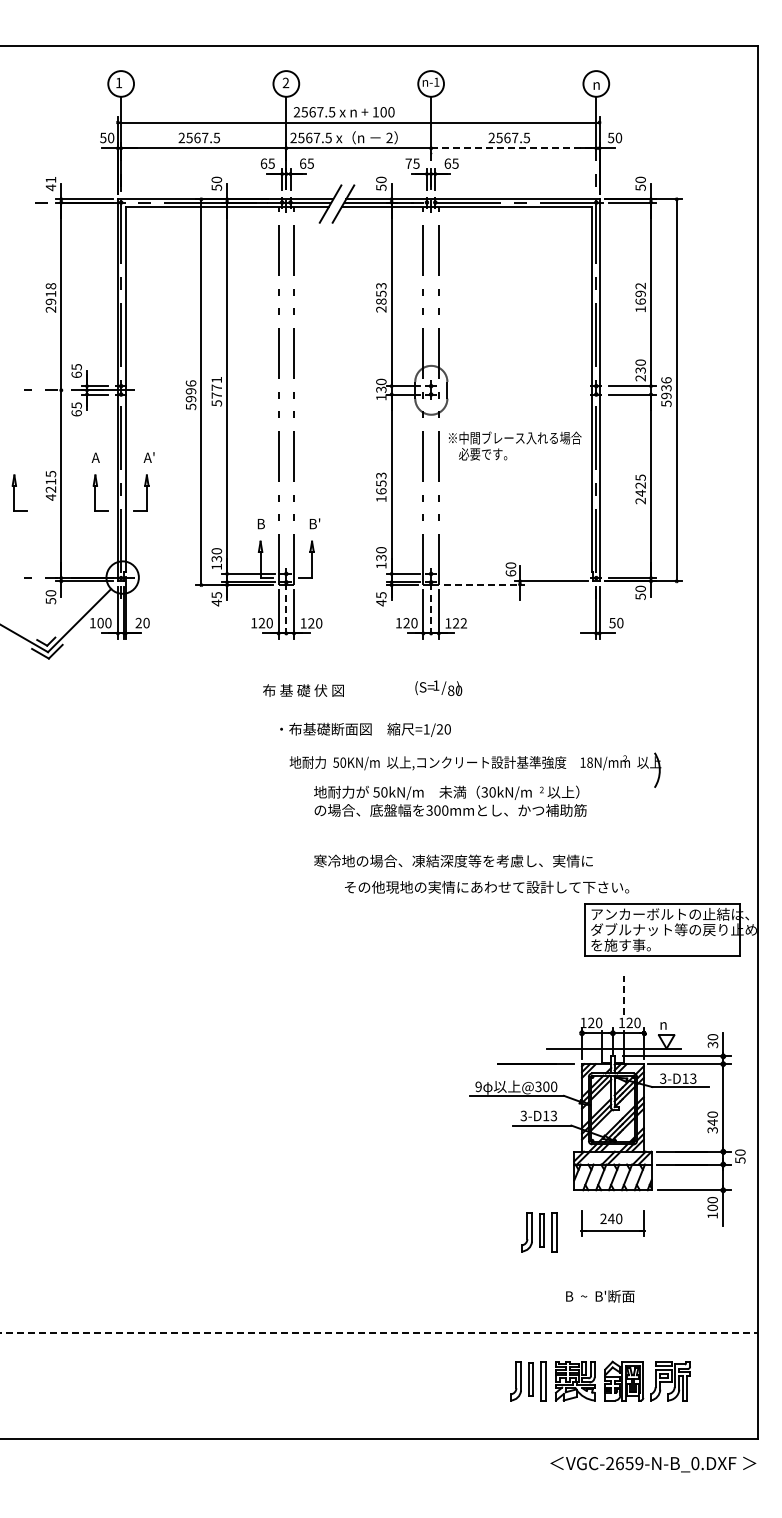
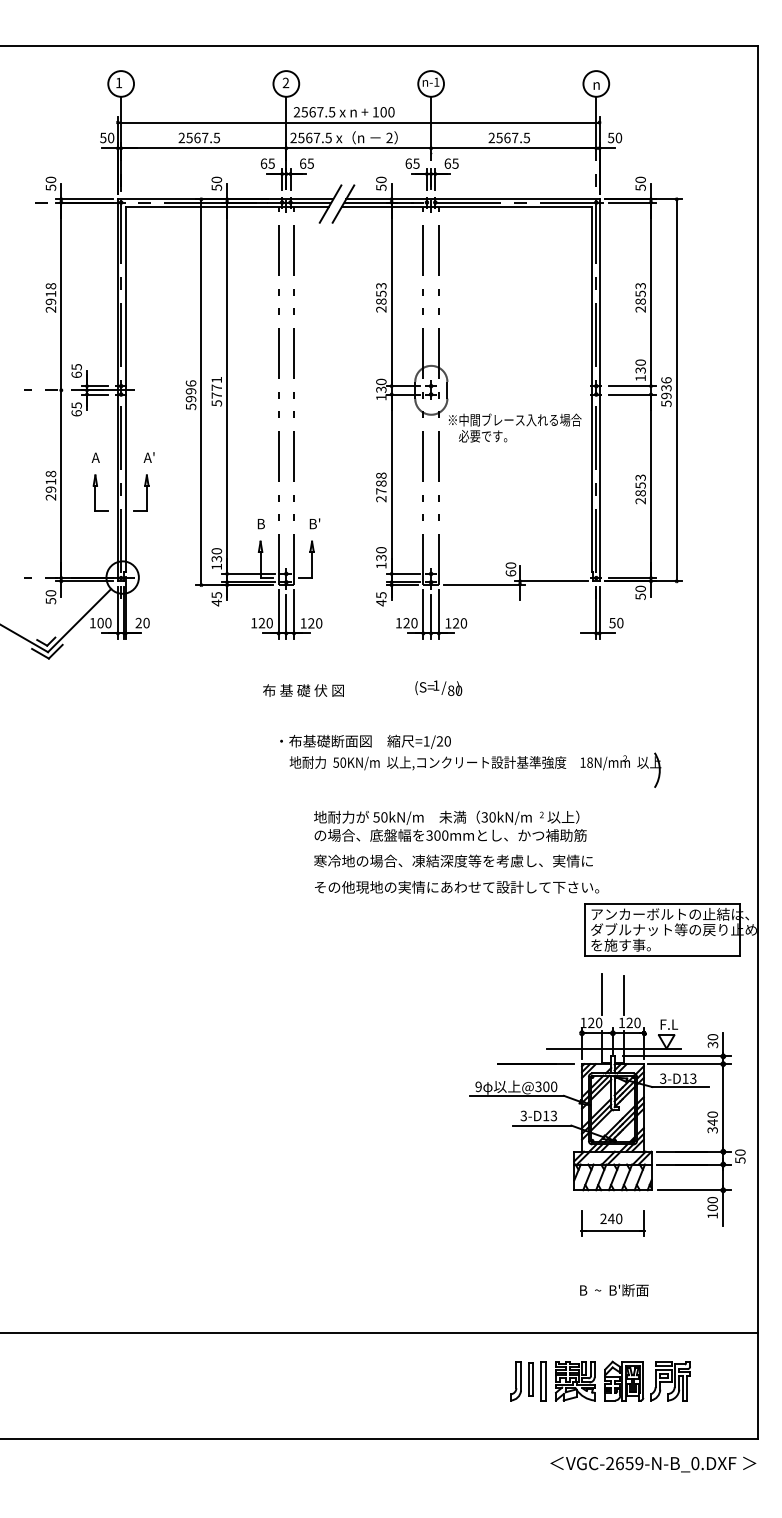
line: dashed -> solid (513, 148)
text: 75 -> 65 (408, 163)
text: 41 -> 50 (50, 183)
text: 1692 -> 2853 (640, 297)
text: 230 -> 130 (640, 378)
text position: (515, 445) -> (515, 427) (515, 427)
text: 4215 -> 2918 (50, 485)
text: 2425 -> 2853 (640, 485)
text: 1653 -> 2788 (381, 487)
part: present -> none (19, 492)
line: dashed -> solid (484, 585)
line: dashed -> solid (286, 616)
line: dashed -> solid (431, 616)
text: 122 -> 120 (463, 623)
text position: (365, 729) -> (365, 741) (365, 741)
text position: (450, 800) -> (450, 825) (450, 825)
text position: (487, 886) -> (457, 886) (457, 886)
line: none -> present (601, 994)
line: dashed -> solid (623, 995)
text: n -> F.L (669, 1024)
part: present -> none (539, 1232)
text position: (600, 1296) -> (614, 1290) (614, 1290)
line: dashed -> solid (379, 1332)
